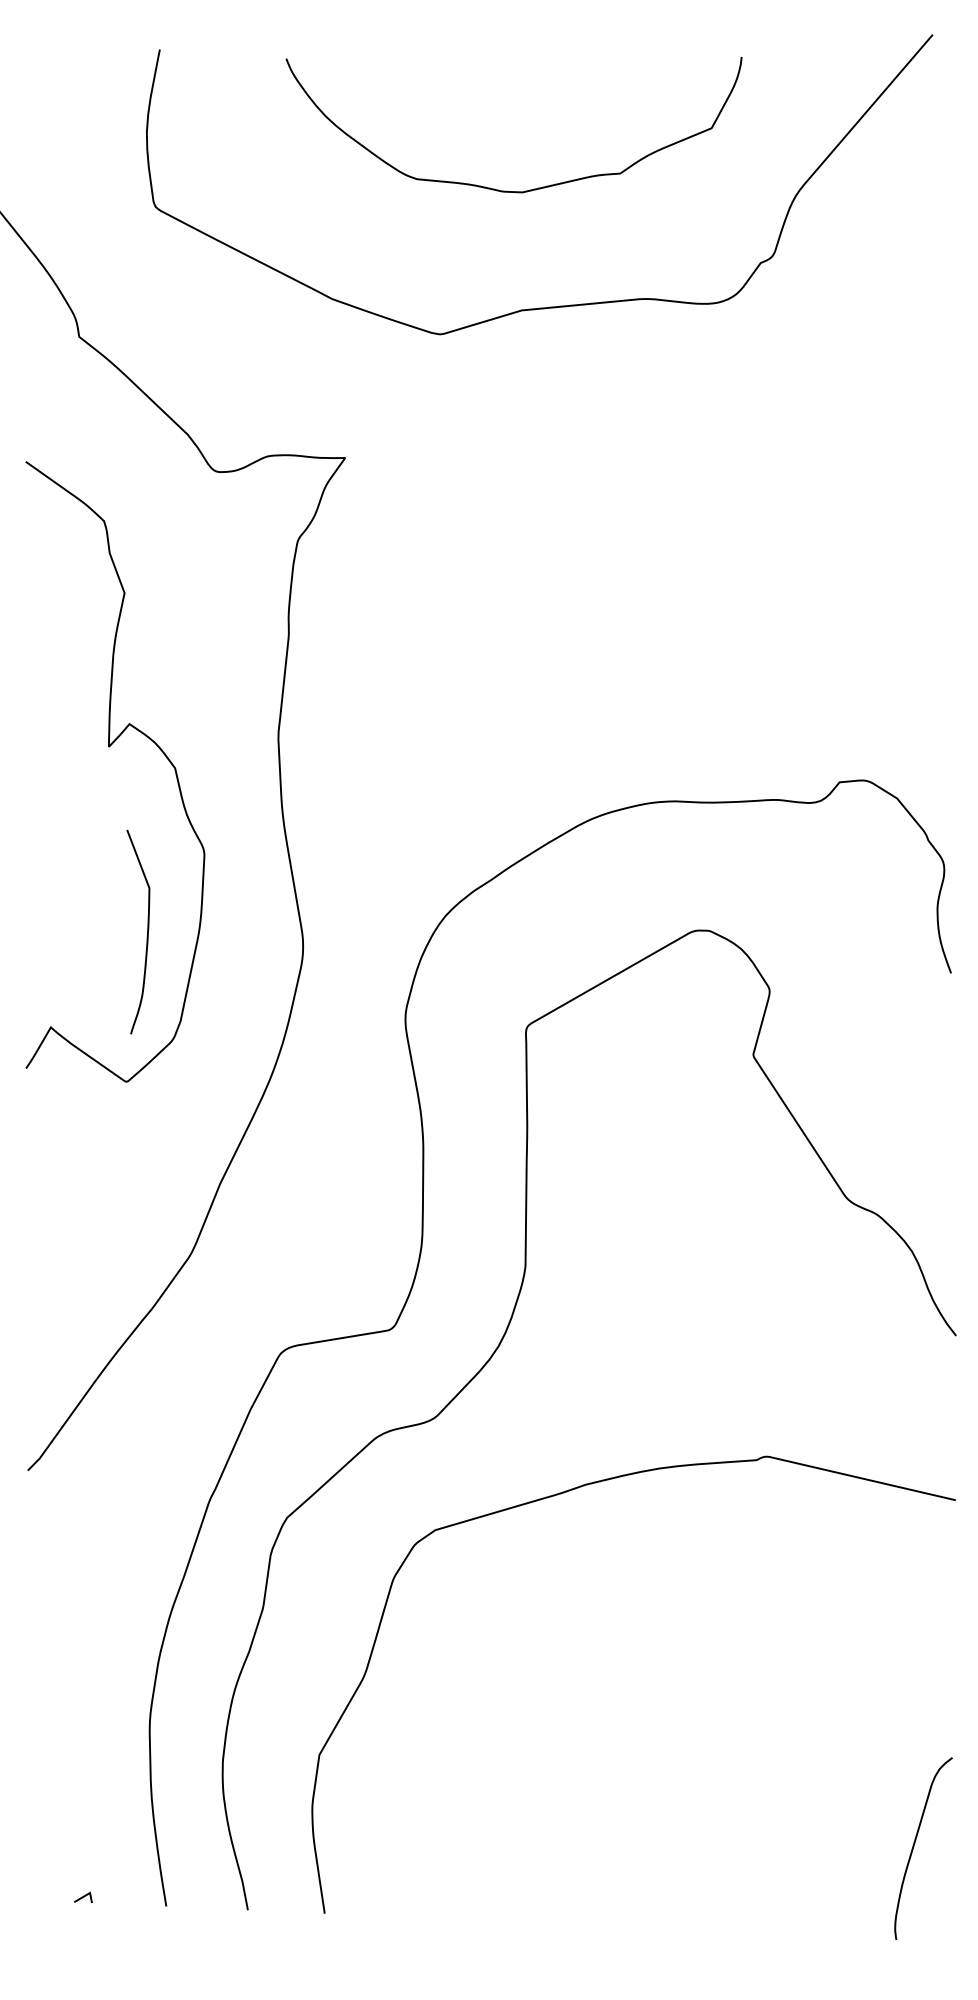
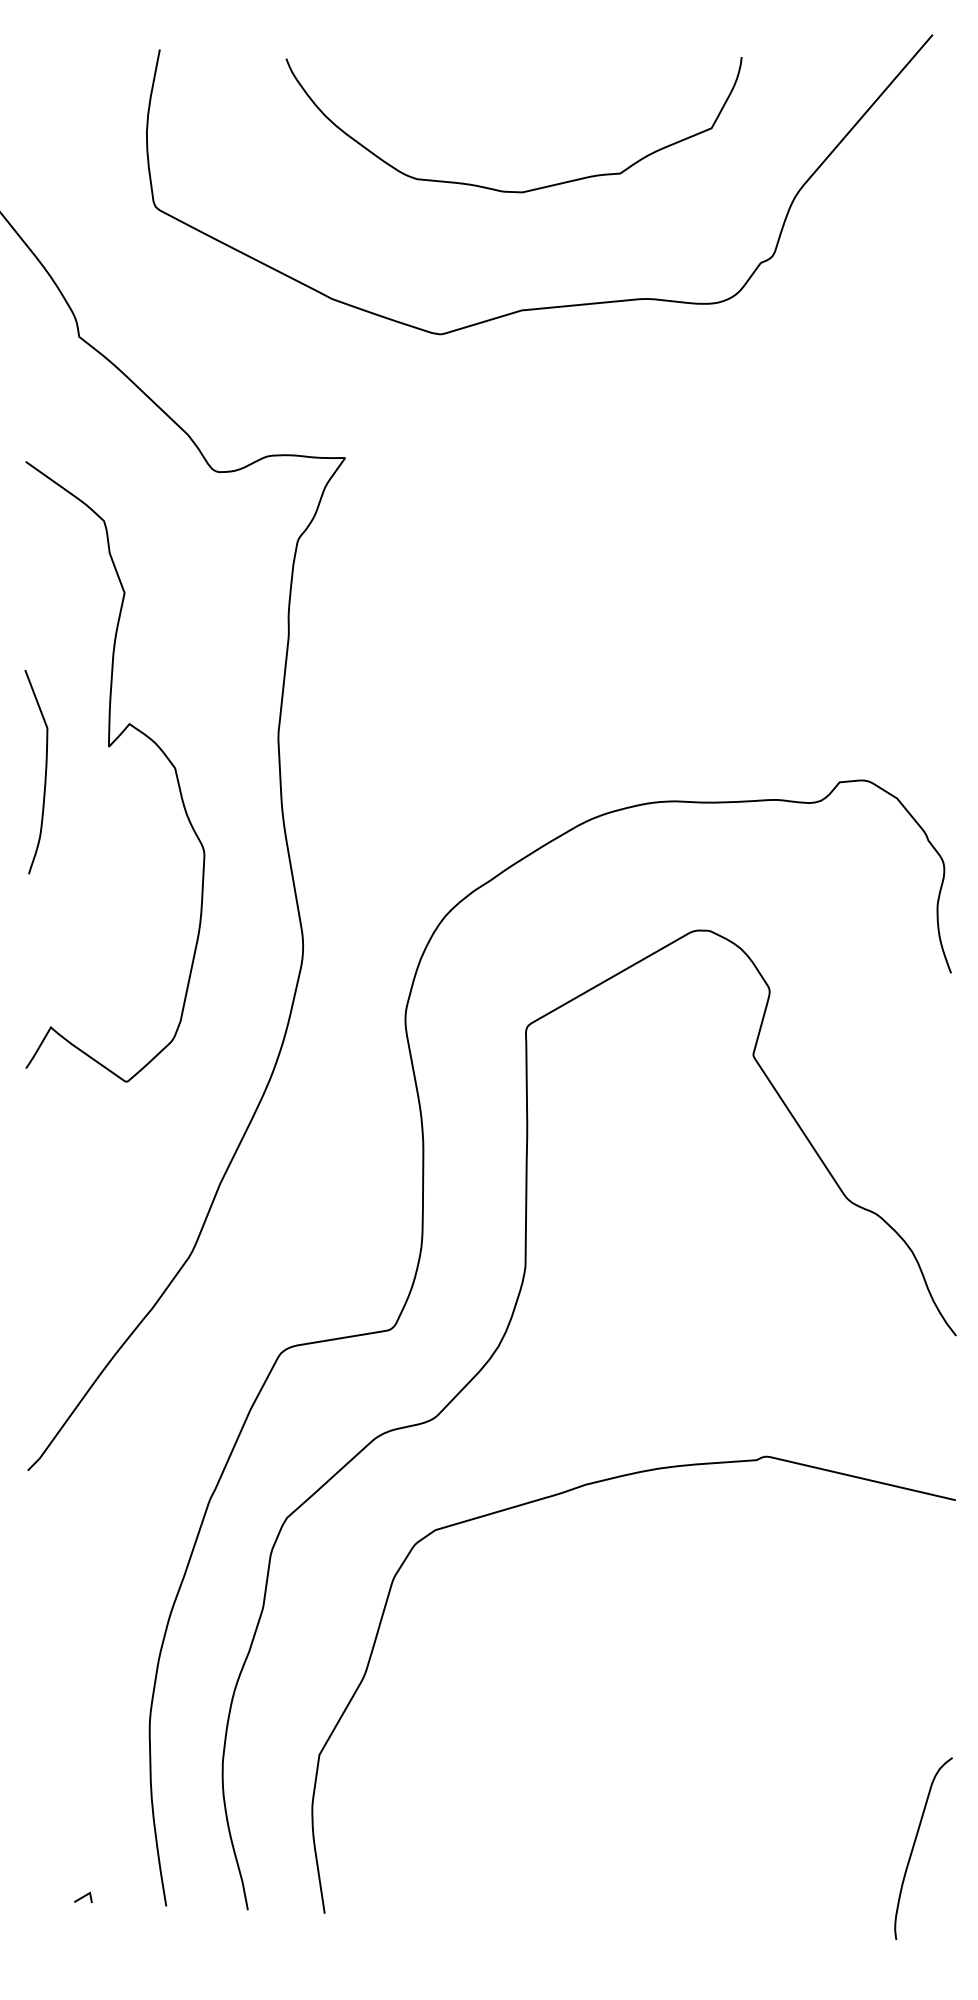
curve position: (147, 931) -> (45, 771) (45, 771)
